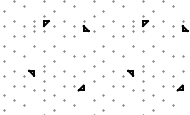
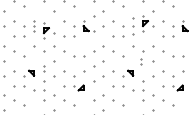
part position: (49, 23) -> (49, 30) (49, 30)
part size: 3x13 px -> 3x19 px (133, 26)
part position: (143, 68) -> (141, 61) (141, 61)
